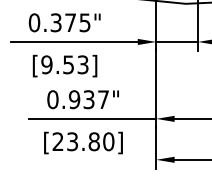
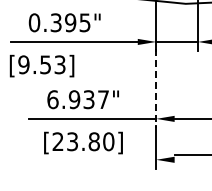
text: 0.375" -> 0.395" (70, 22)
text position: (64, 65) -> (41, 65) (41, 65)
line: solid -> dashed (156, 89)
text: 0.937" -> 6.937" (52, 99)
line position: (191, 159) -> (191, 154) (191, 154)
